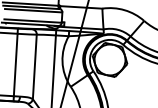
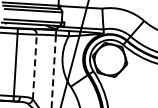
line: solid -> dashed (34, 66)
line: solid -> dashed (53, 71)
